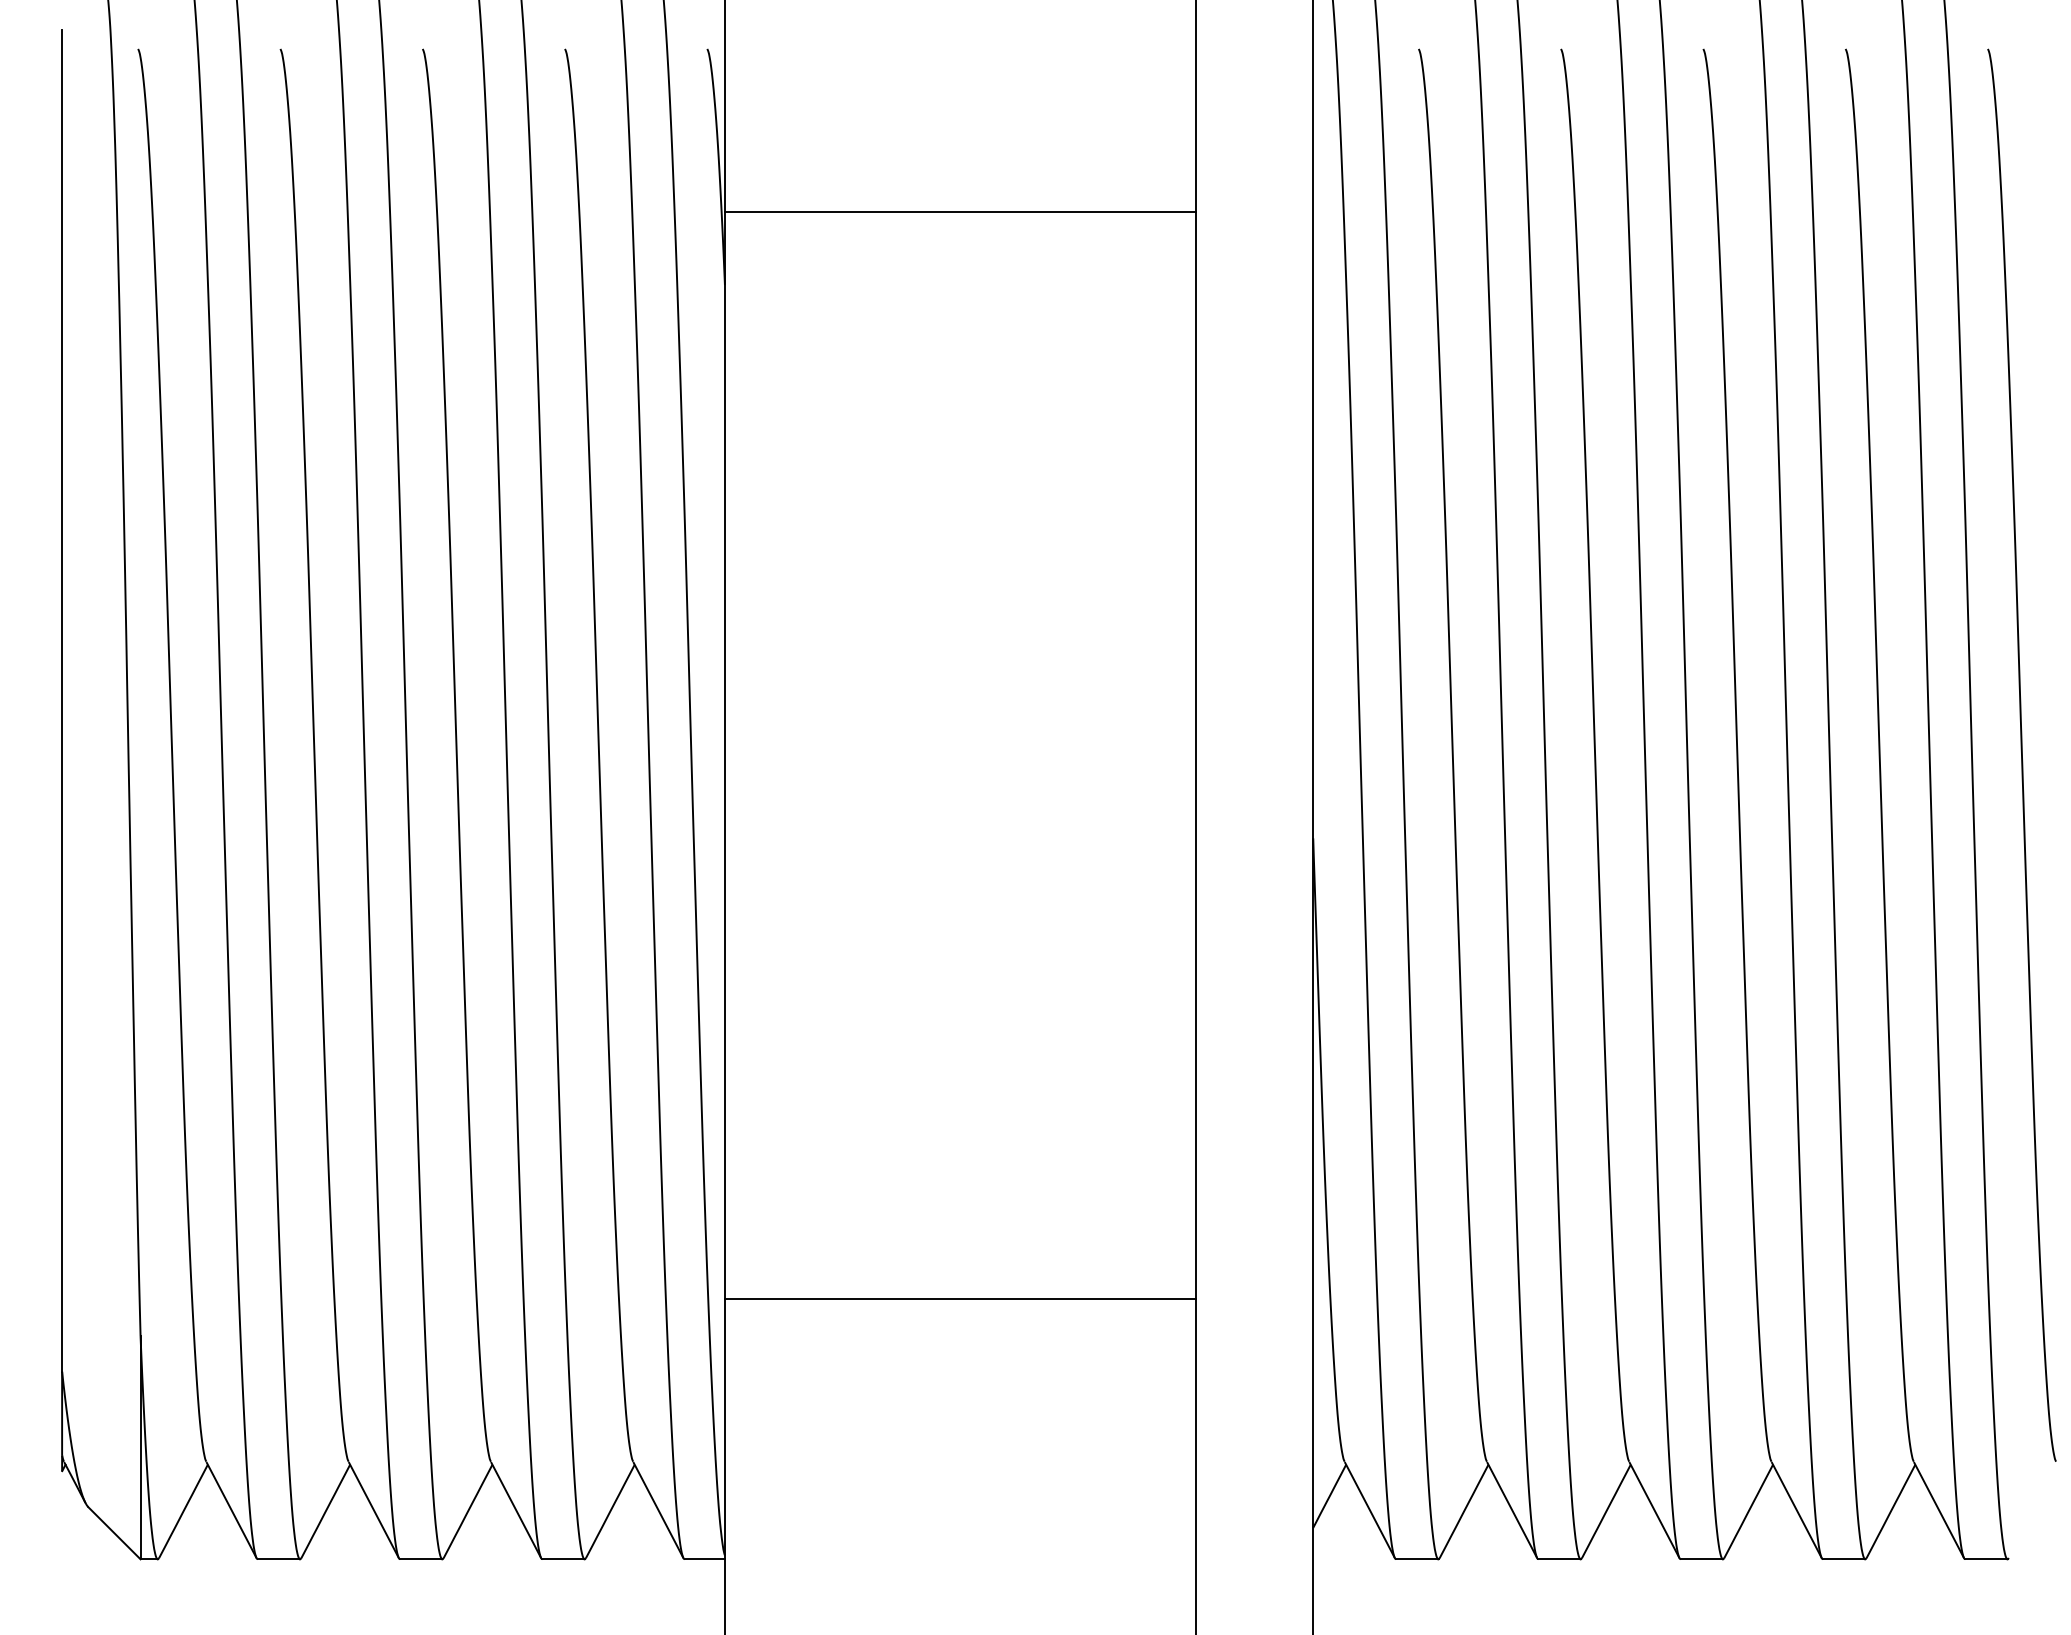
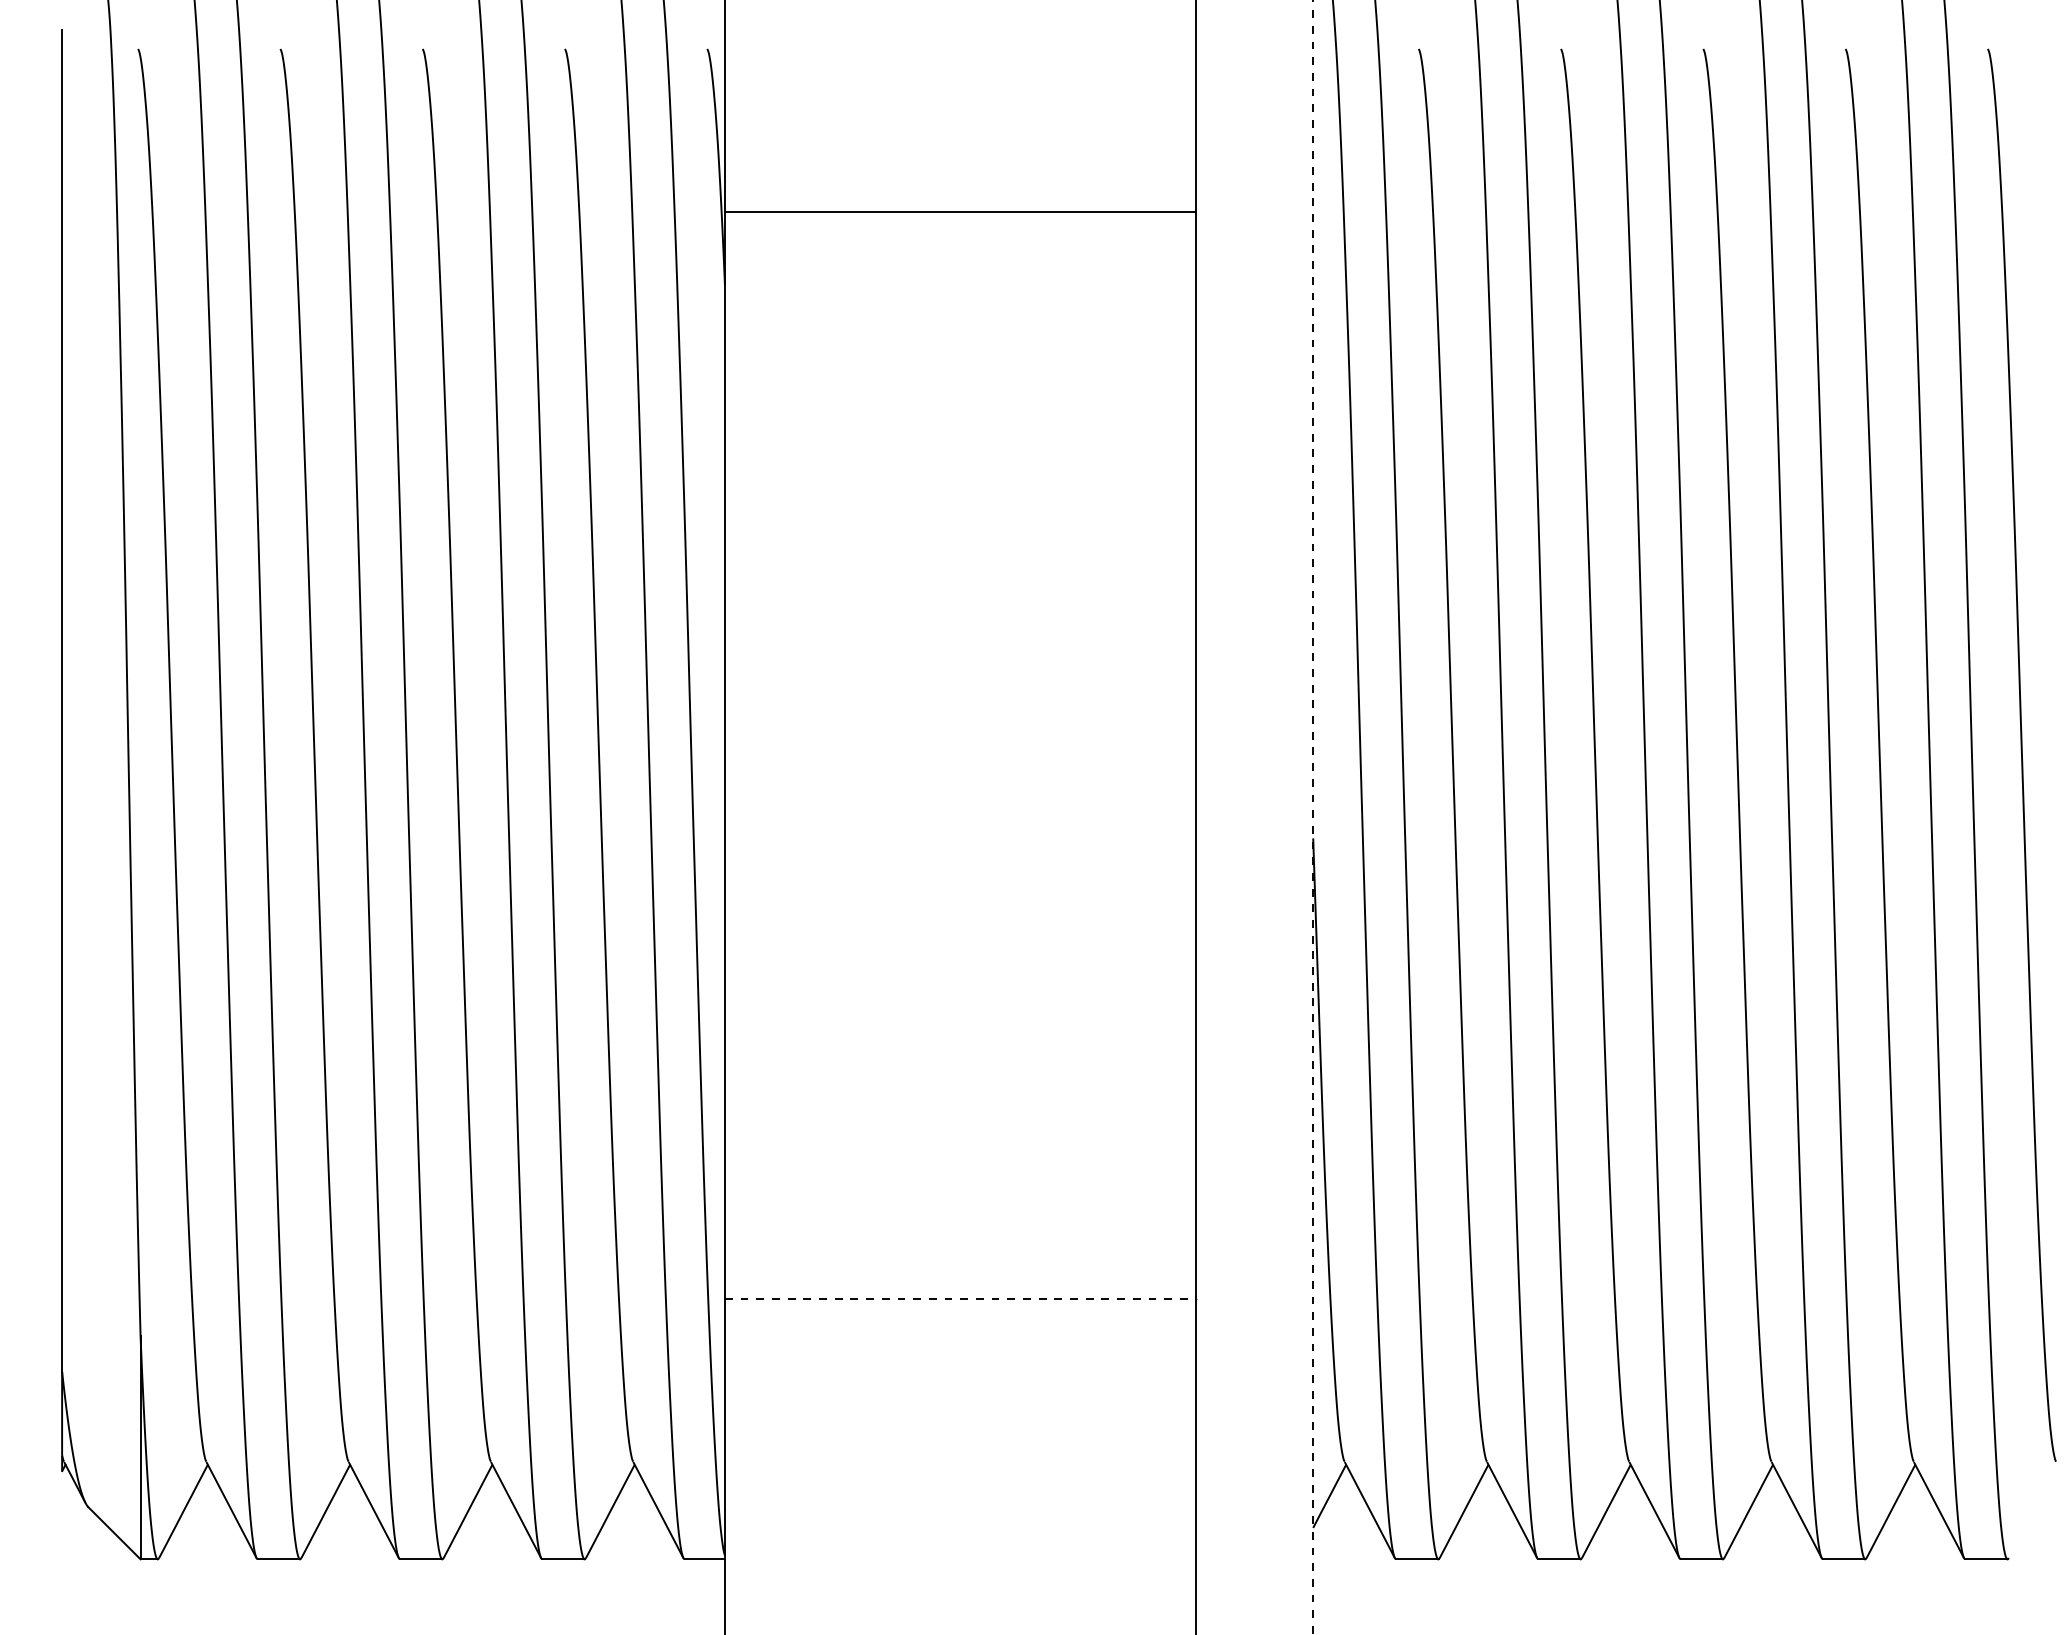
line: solid -> dashed (1313, 817)
line: solid -> dashed (960, 1298)
